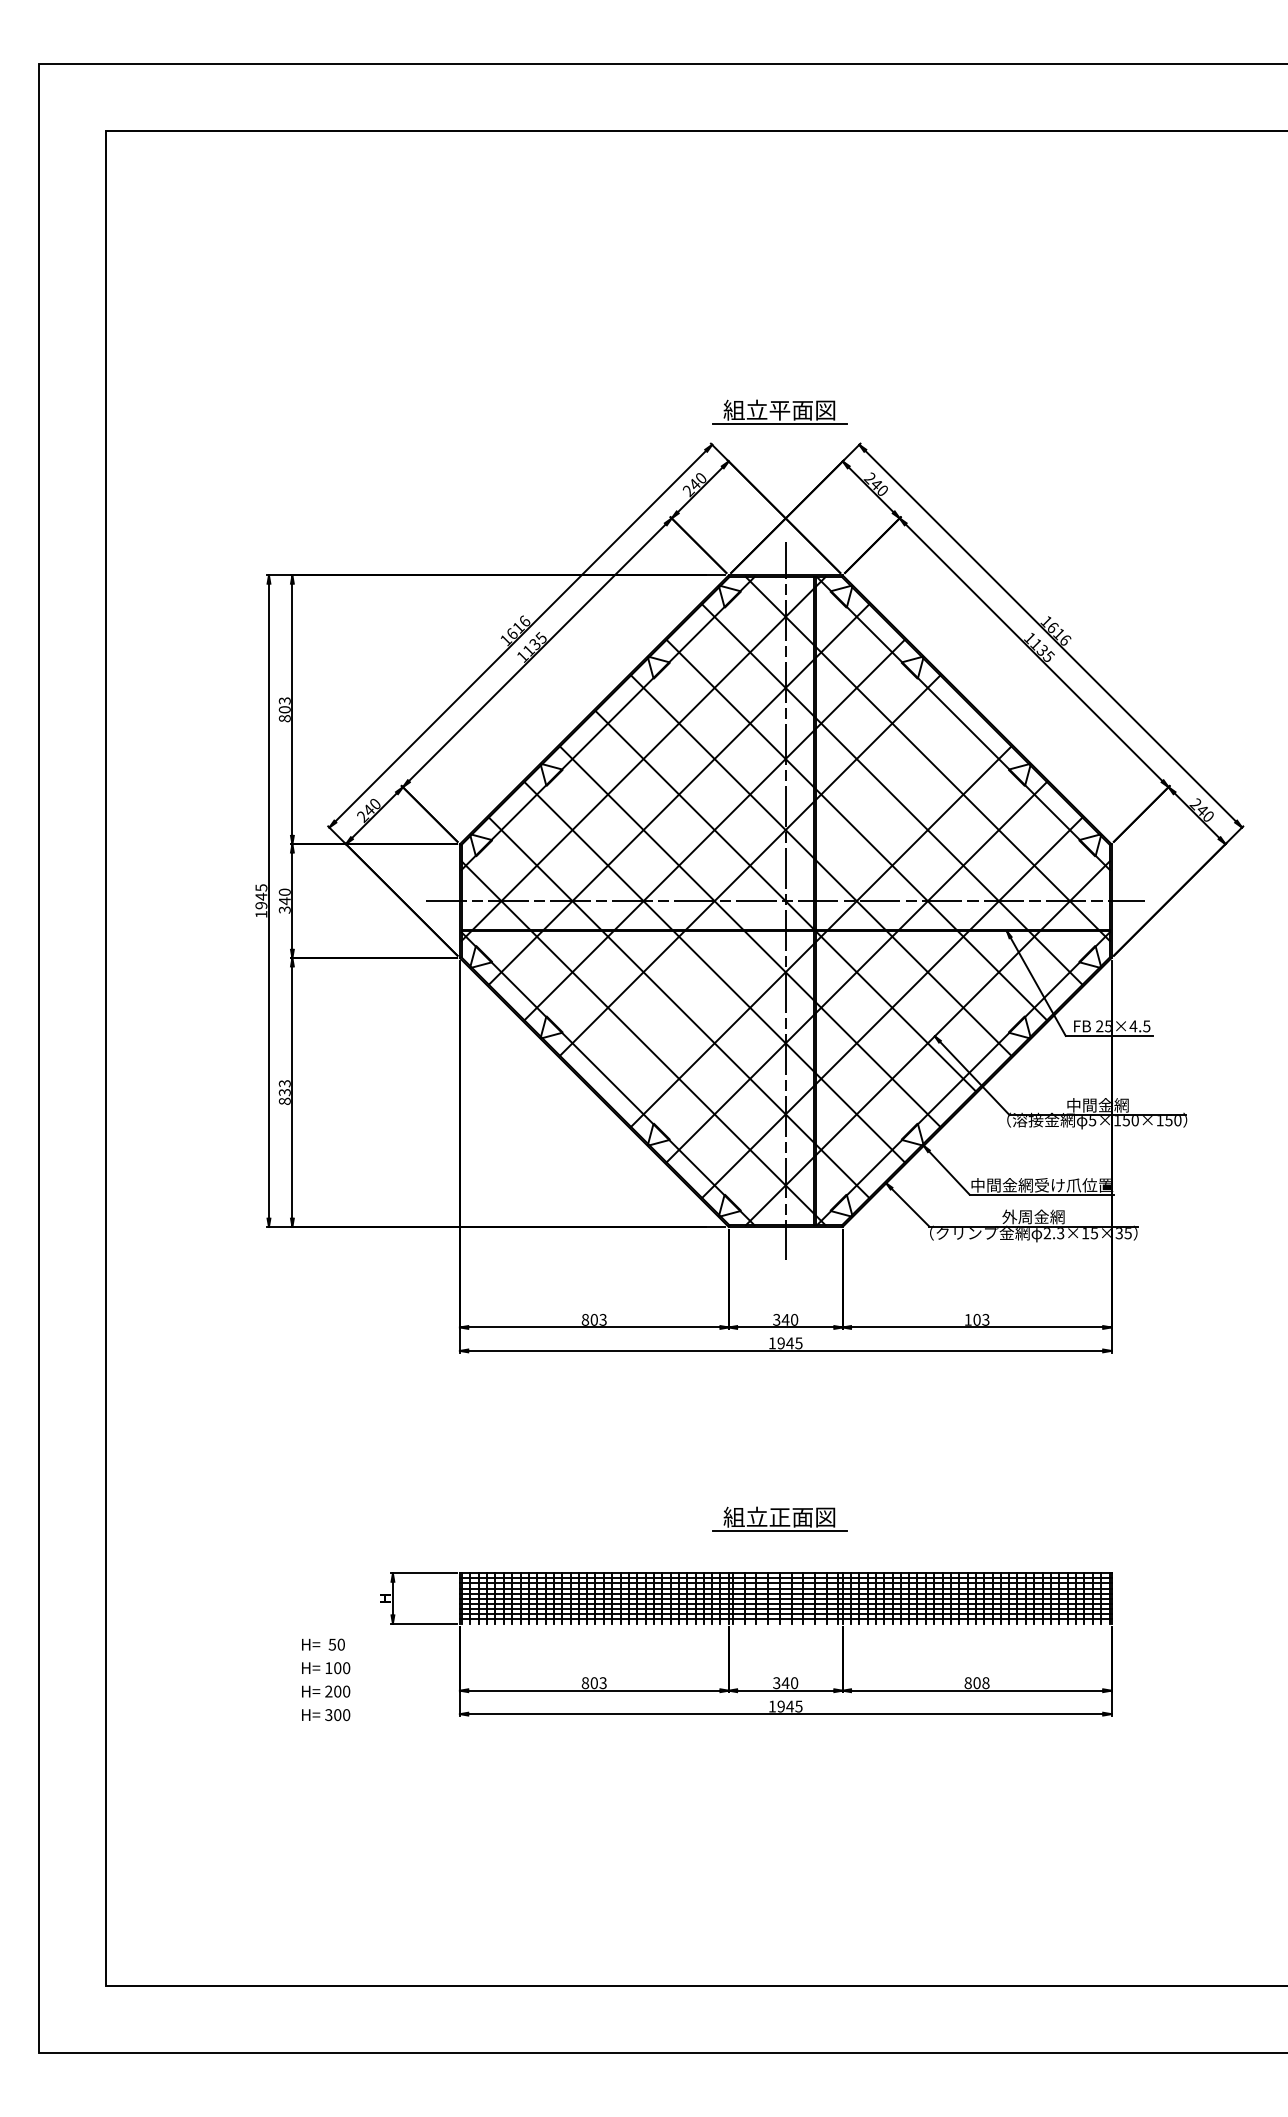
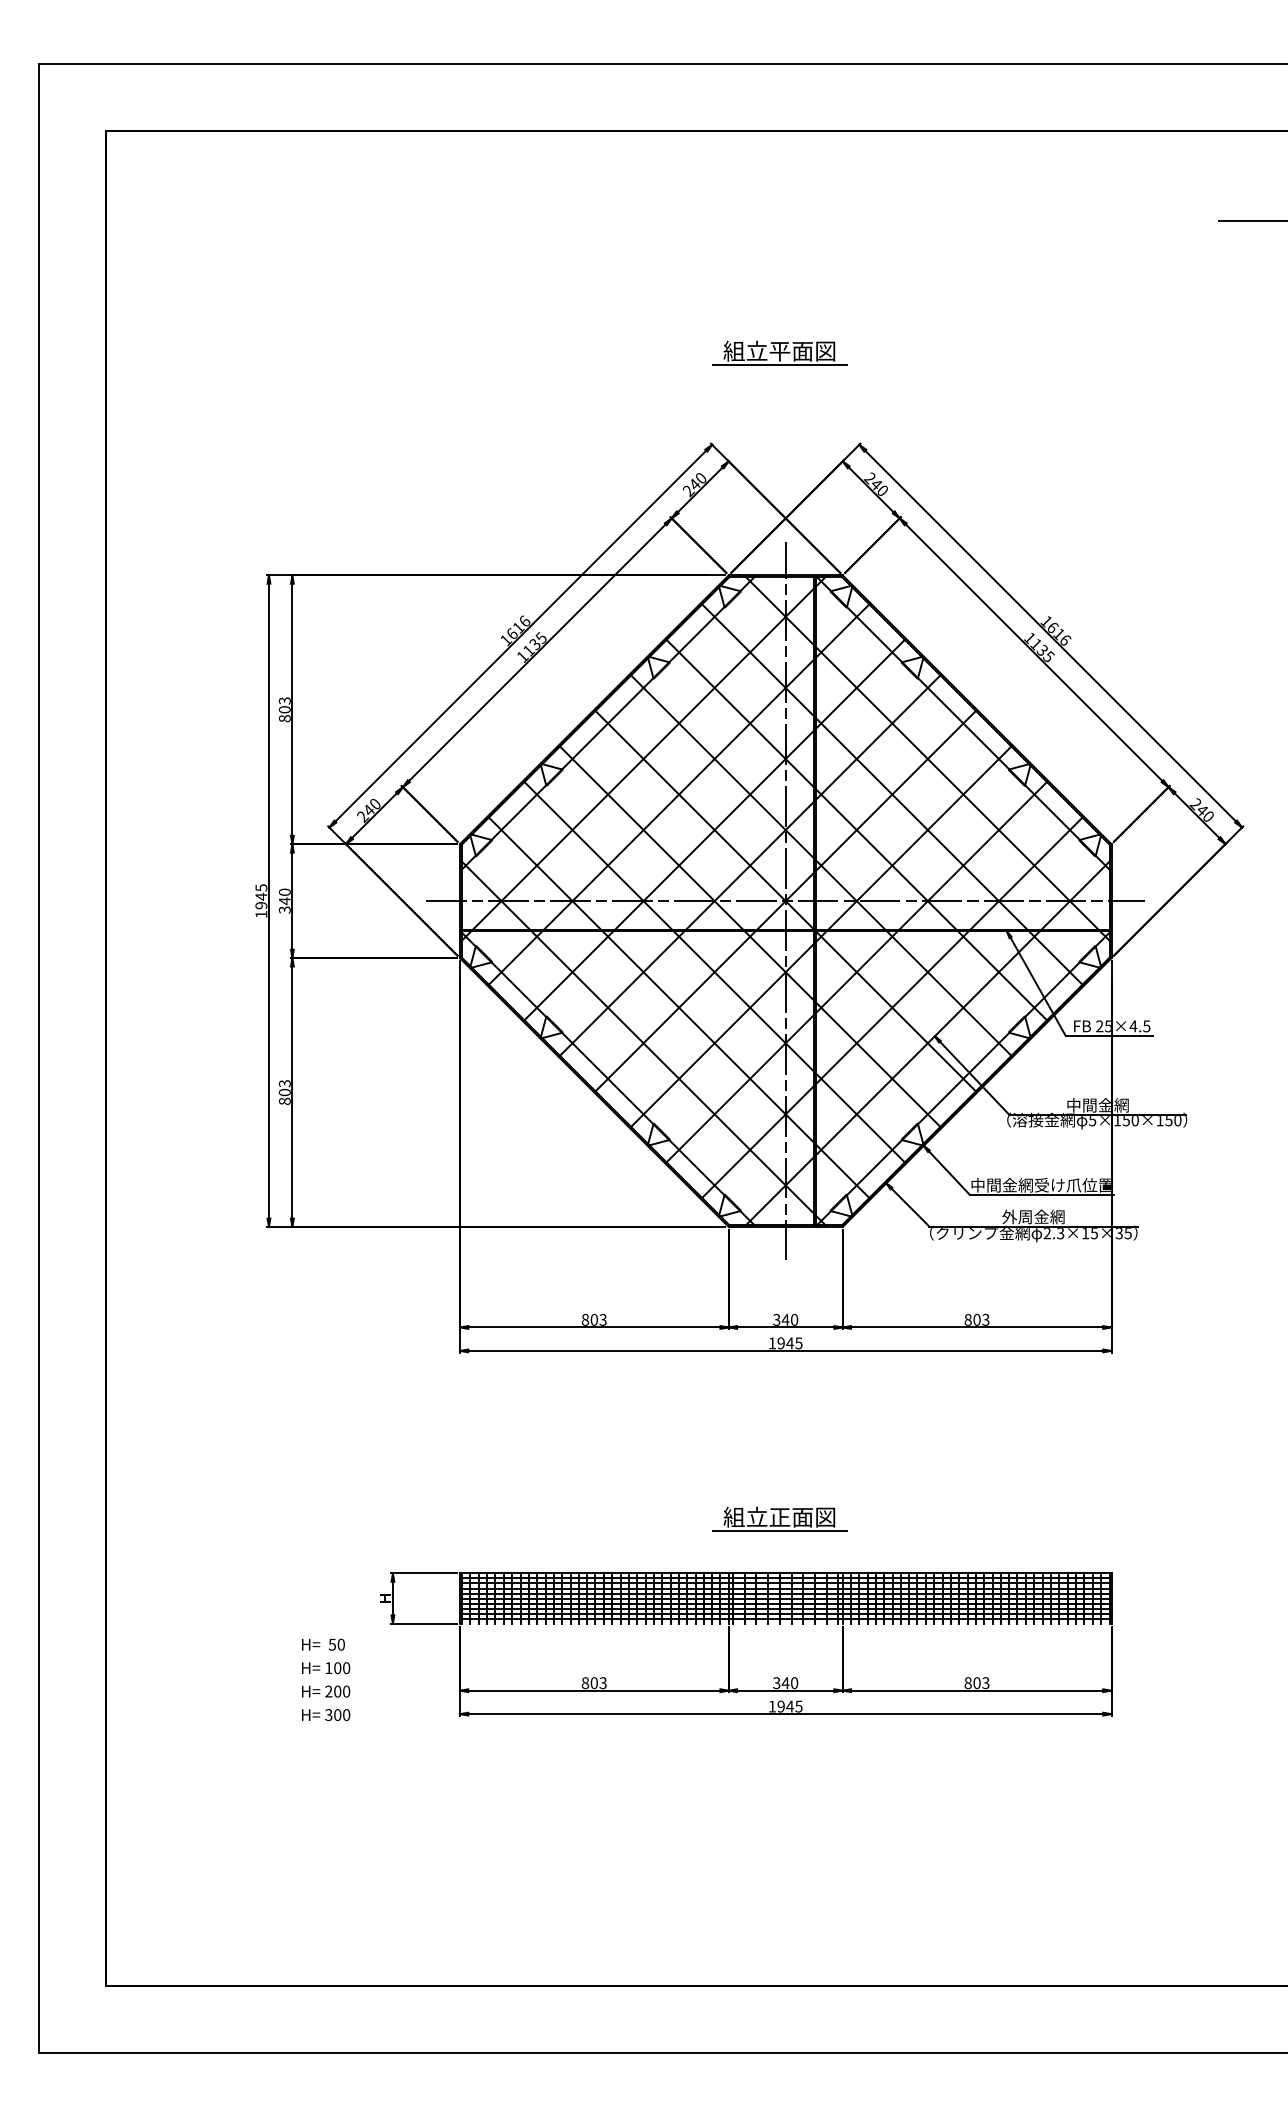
line: none -> present (1251, 221)
part position: (779, 411) -> (779, 352) (779, 352)
line: none -> present (785, 900)
text: 833 -> 803 (284, 1092)
text: 103 -> 803 (967, 1319)
text: 808 -> 803 (985, 1682)
